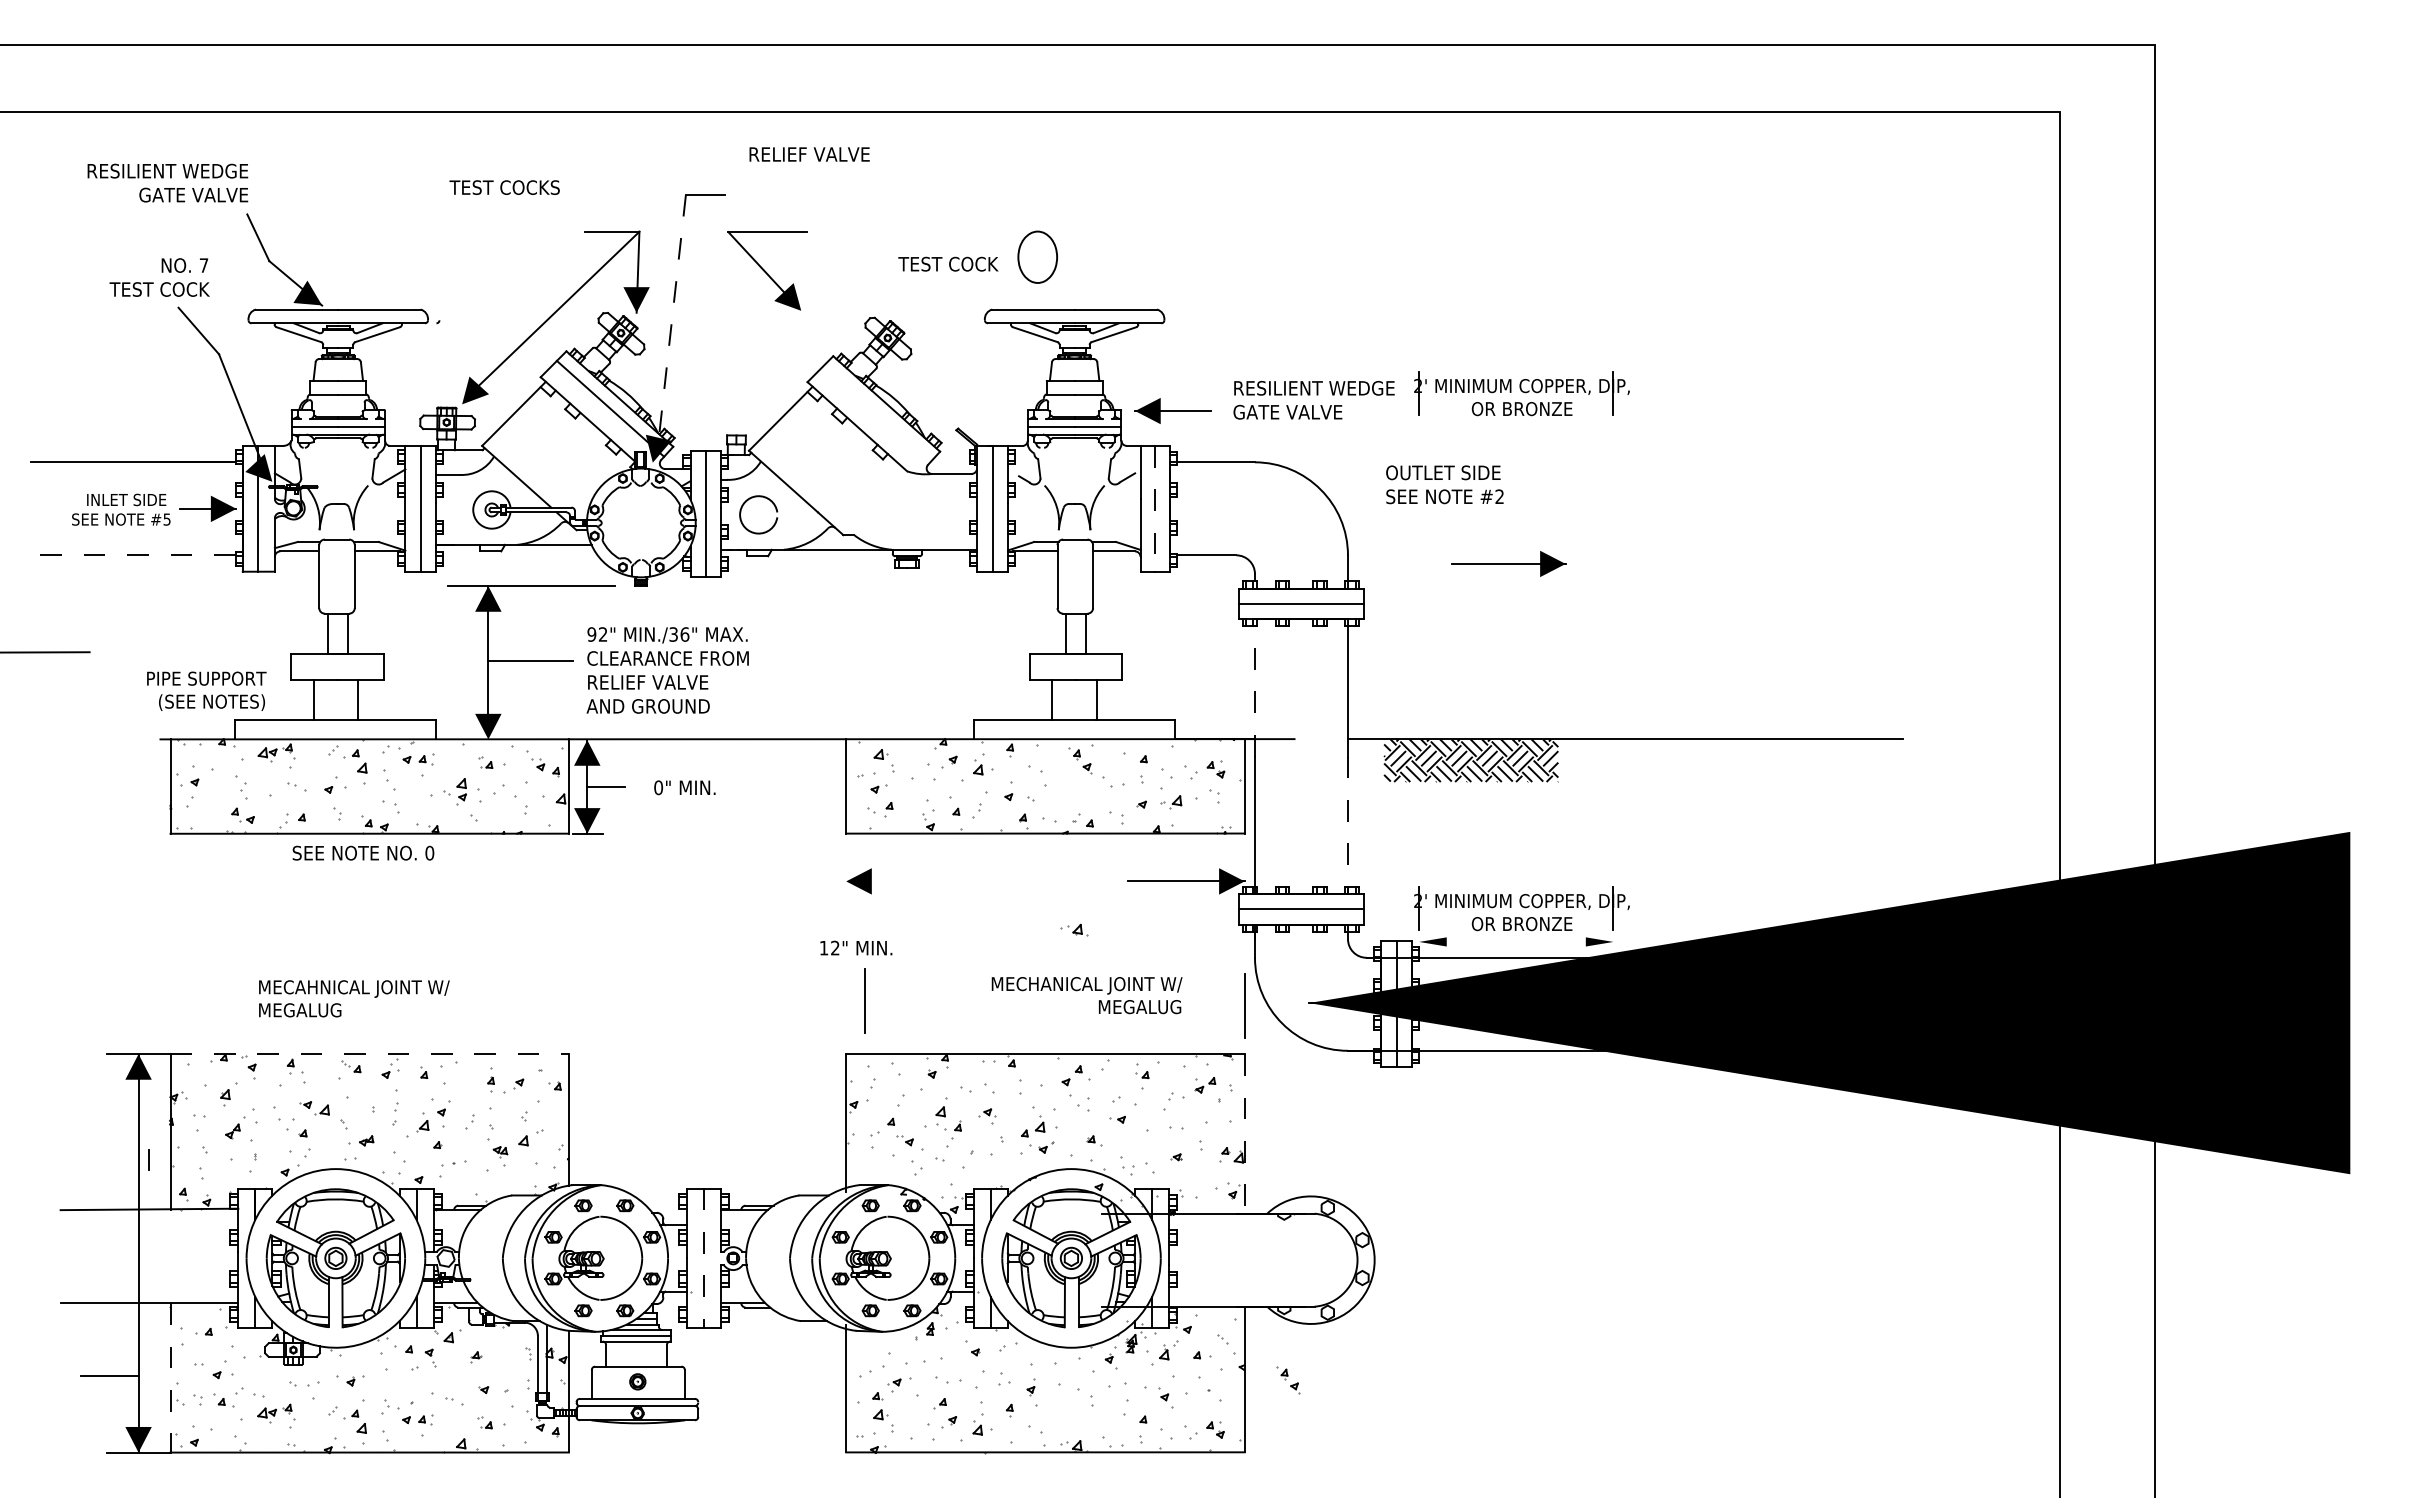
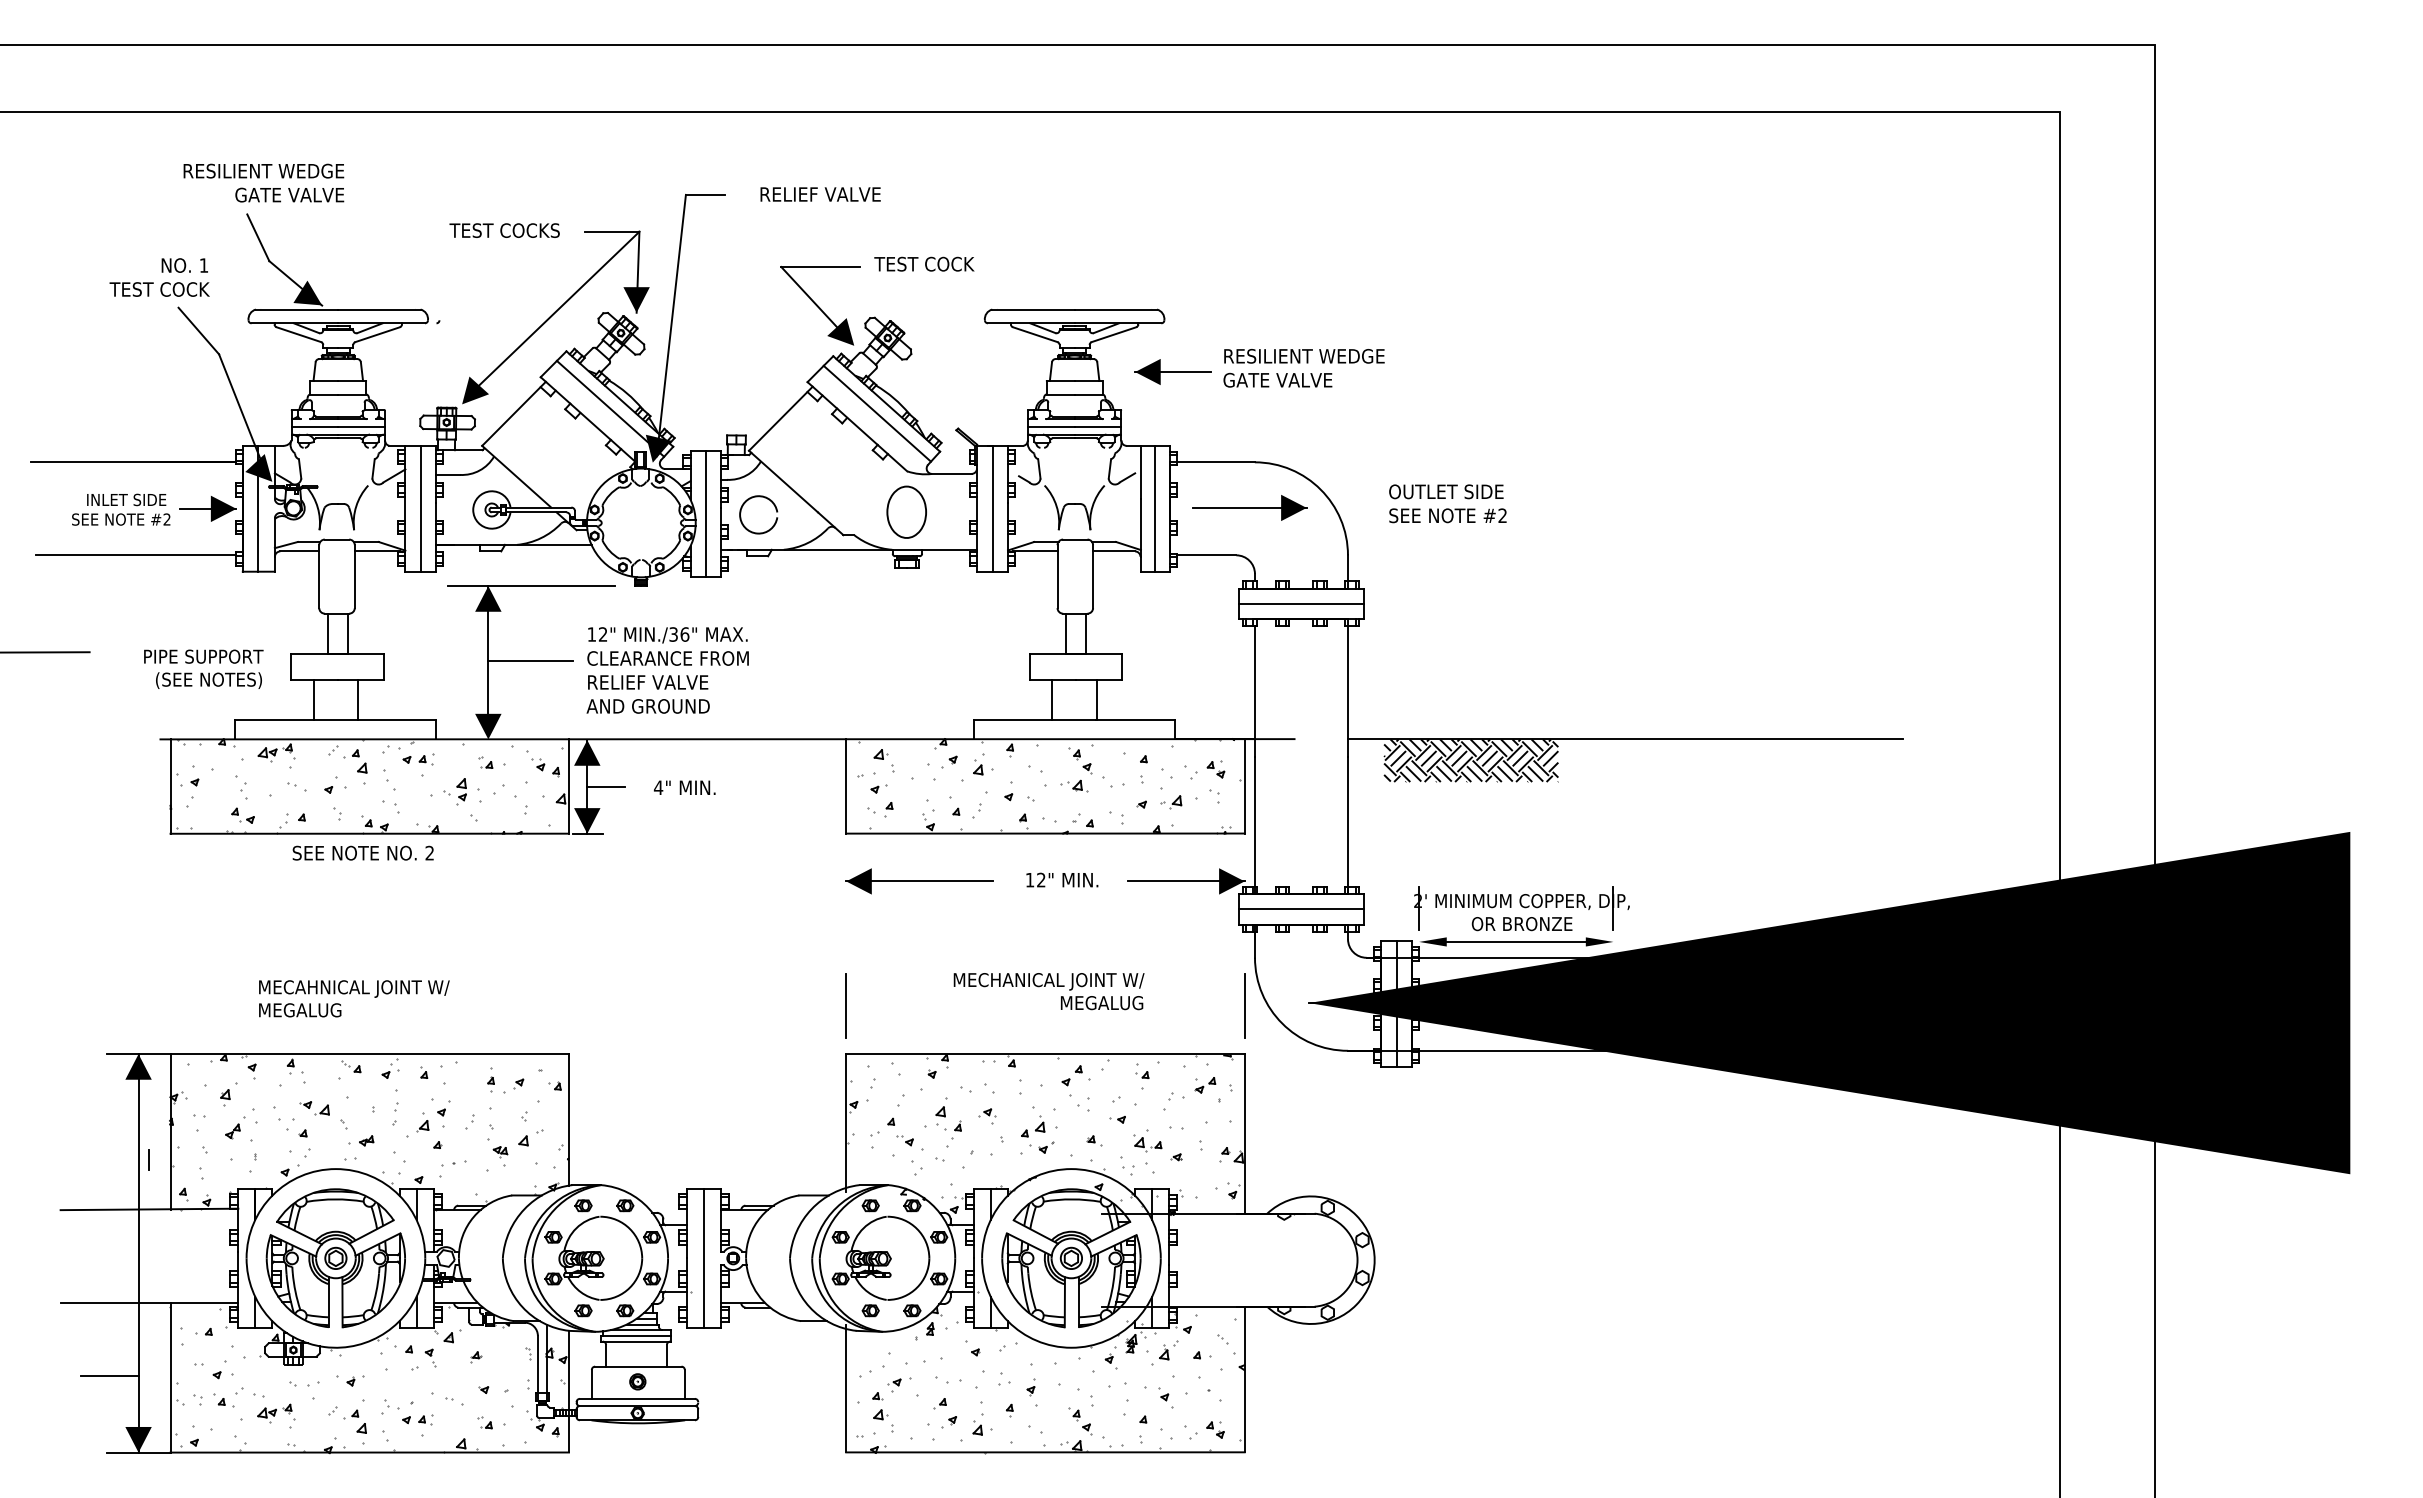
text position: (809, 154) -> (820, 194) (820, 194)
text position: (167, 182) -> (263, 182) (263, 182)
text position: (504, 187) -> (504, 230) (504, 230)
part position: (1037, 256) -> (906, 511) (906, 511)
text position: (948, 263) -> (924, 263) (924, 263)
text: 7 -> 1 (203, 265)
part position: (767, 270) -> (820, 305) (820, 305)
line: dashed -> solid (671, 326)
part: present -> none (1521, 393)
text position: (1313, 400) -> (1303, 368) (1303, 368)
part position: (1172, 410) -> (1172, 371) (1172, 371)
line: none -> present (876, 413)
text position: (1444, 484) -> (1447, 503) (1447, 503)
line: dashed -> solid (1154, 508)
text: #5 -> #2 (166, 519)
line: dashed -> solid (135, 555)
part position: (1508, 563) -> (1249, 507) (1249, 507)
text: 92" -> 12" (591, 634)
text position: (206, 690) -> (203, 668) (203, 668)
line: dashed -> solid (1254, 691)
text: 0" -> 4" (658, 787)
line: dashed -> solid (1348, 825)
text: 0 -> 2 (429, 852)
line: none -> present (919, 881)
part position: (1074, 929) -> (1074, 785) (1074, 785)
line: none -> present (1515, 941)
text position: (856, 947) -> (1062, 879) (1062, 879)
text position: (1086, 995) -> (1048, 991) (1048, 991)
line position: (864, 1000) -> (845, 1005) (845, 1005)
line: dashed -> solid (370, 1054)
line: dashed -> solid (1244, 1133)
part: none -> present (1147, 1143)
line: dashed -> solid (703, 1258)
line: dashed -> solid (170, 1377)
part position: (1288, 1380) -> (1080, 1421) (1080, 1421)
